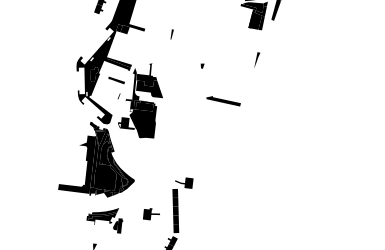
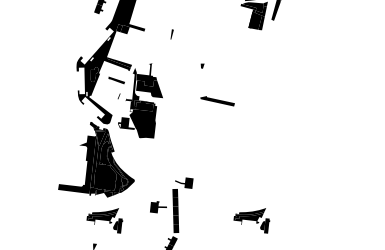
part: present -> none (257, 59)
line position: (223, 101) -> (217, 101) (217, 101)
part position: (151, 214) -> (158, 207) (158, 207)
part: none -> present (251, 220)
